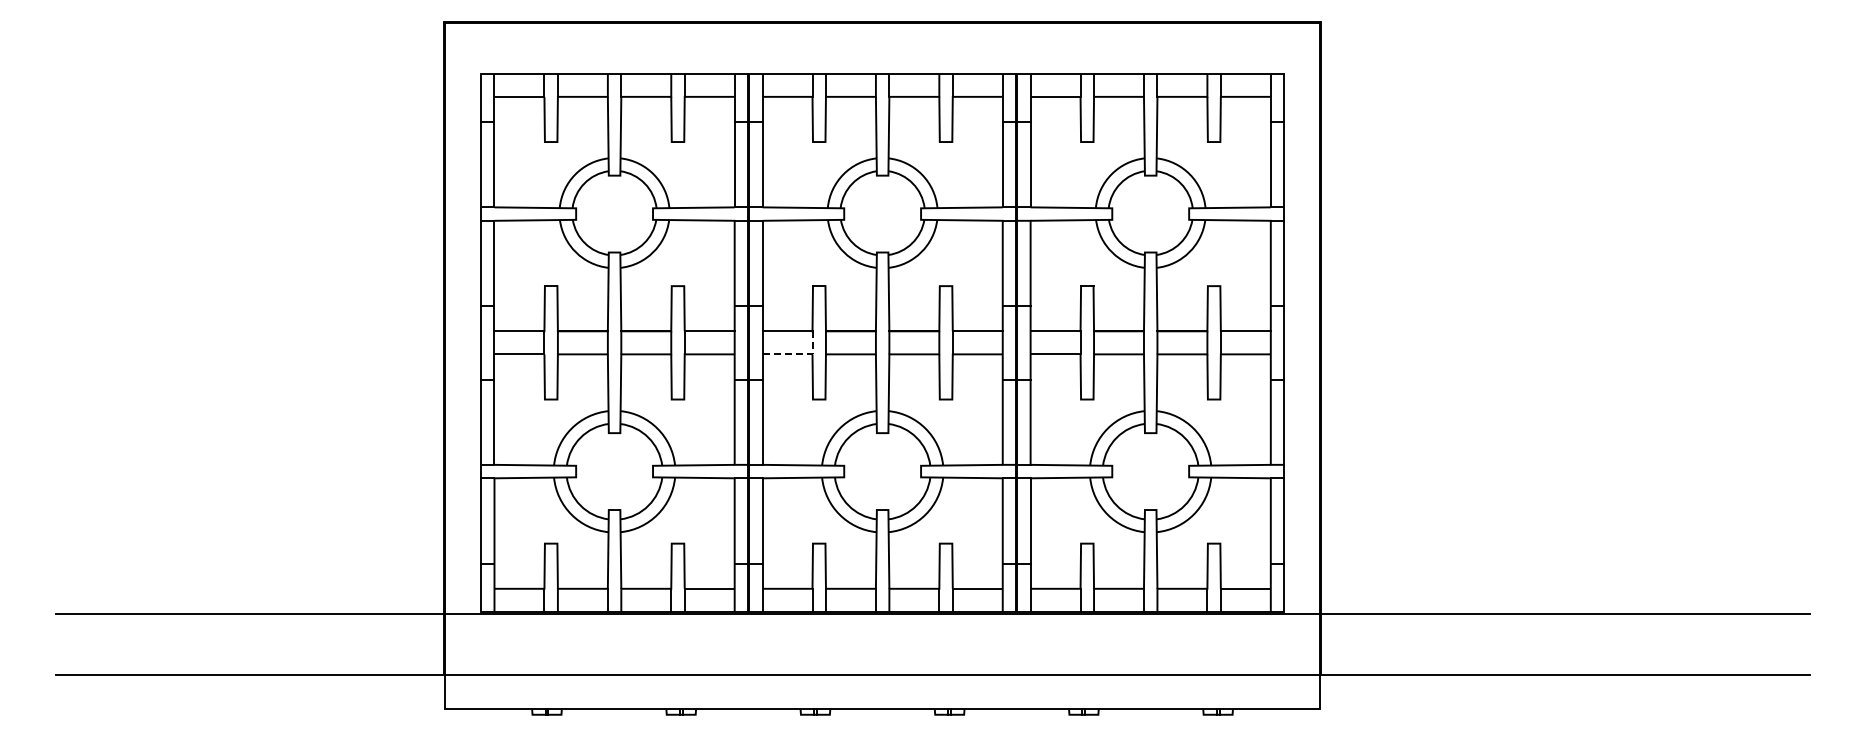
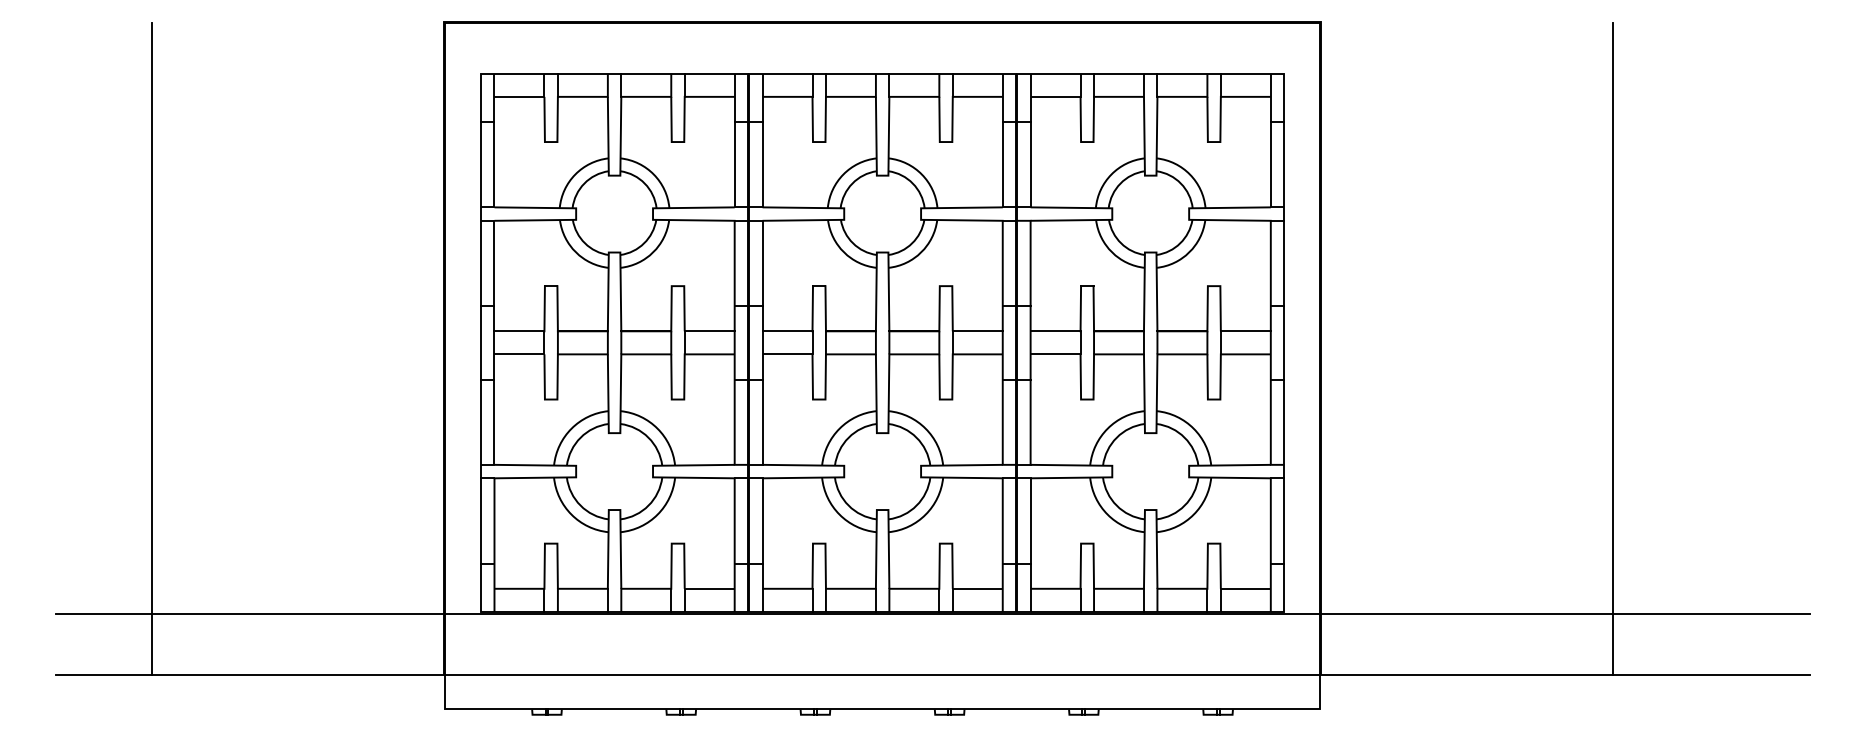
line: none -> present (152, 348)
line: none -> present (1613, 348)
line: dashed -> solid (800, 354)
